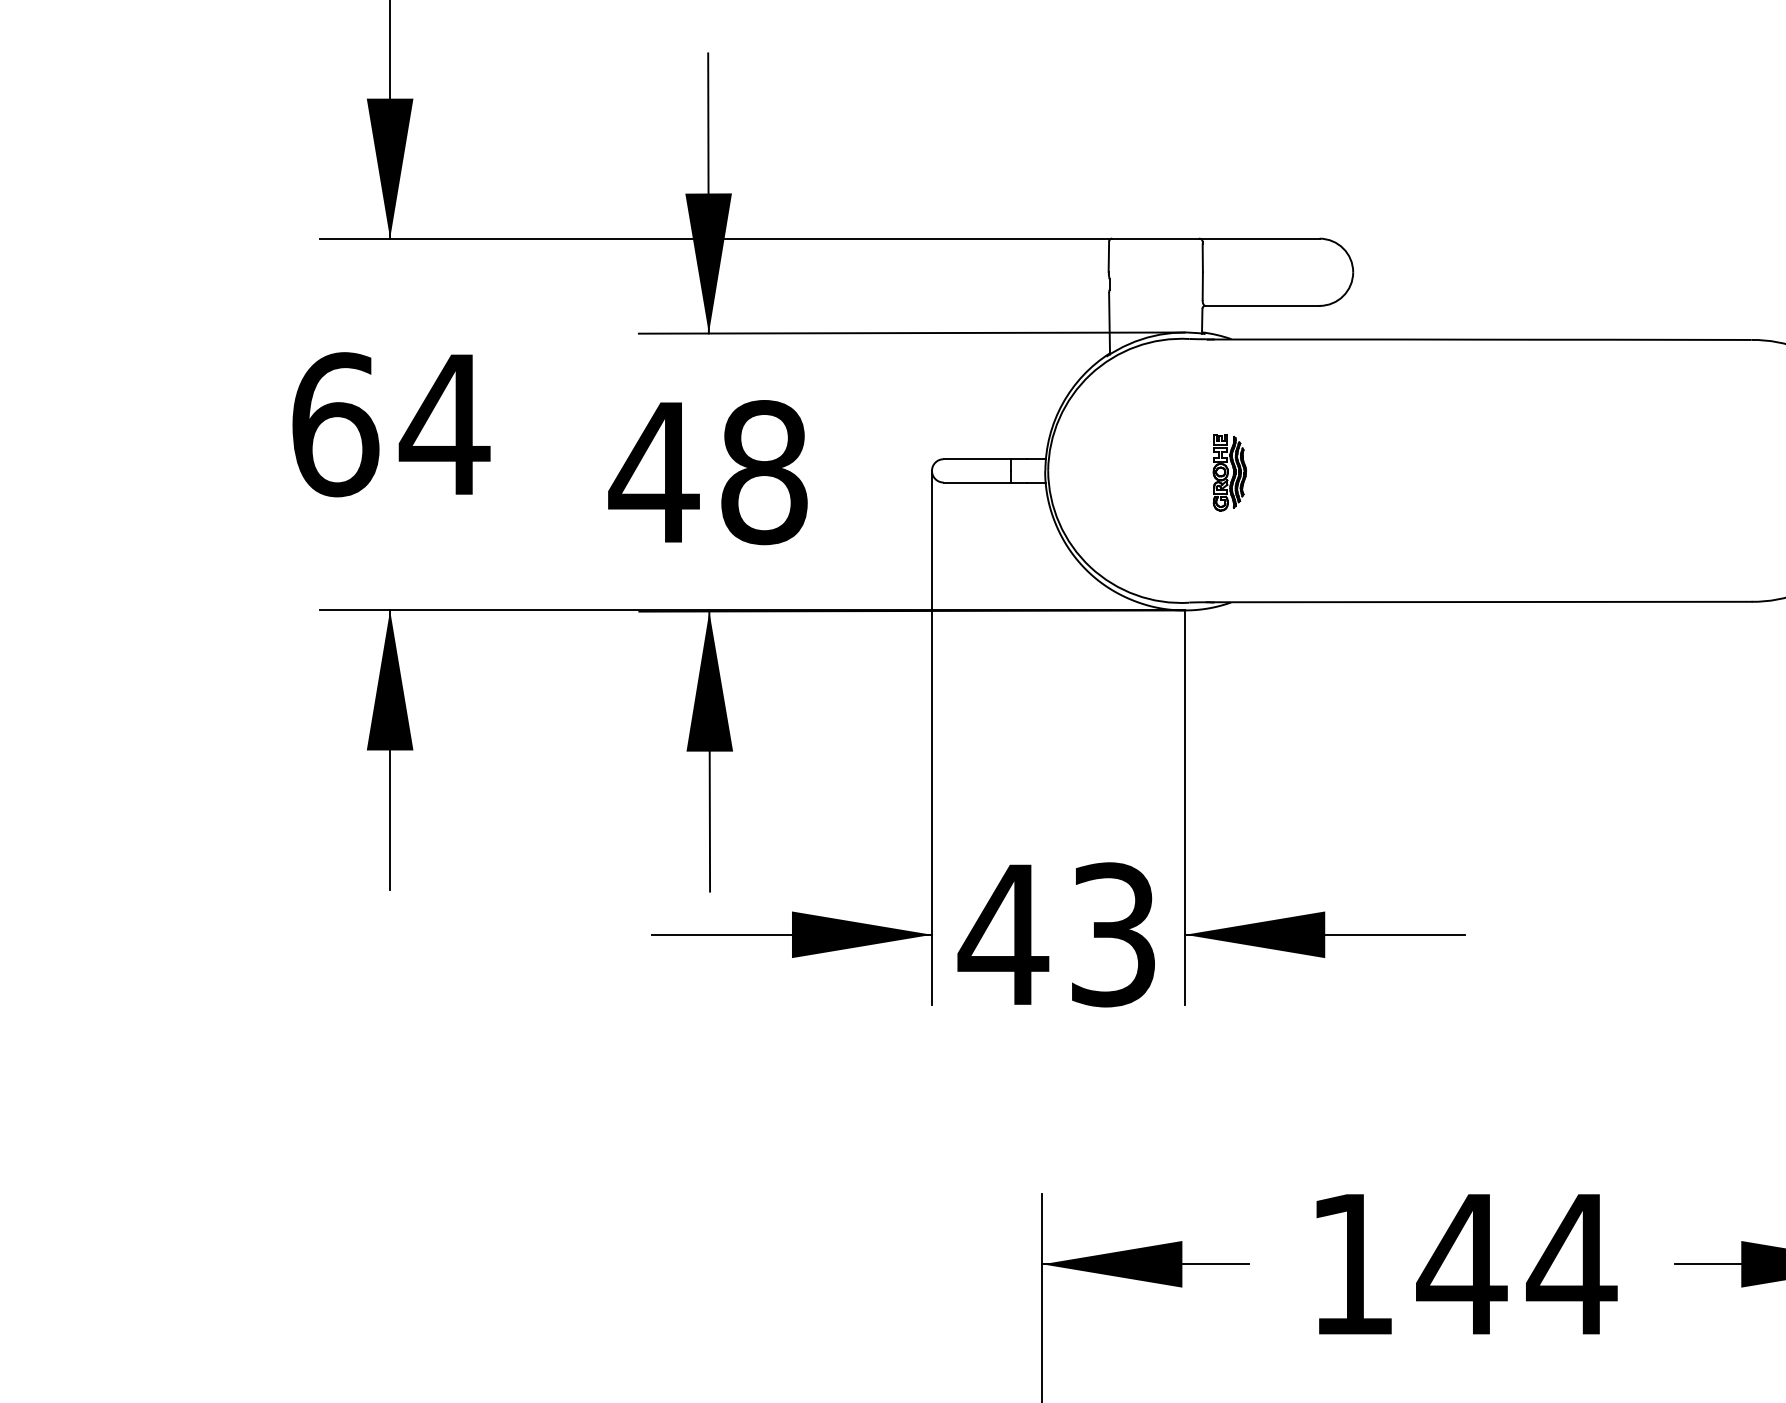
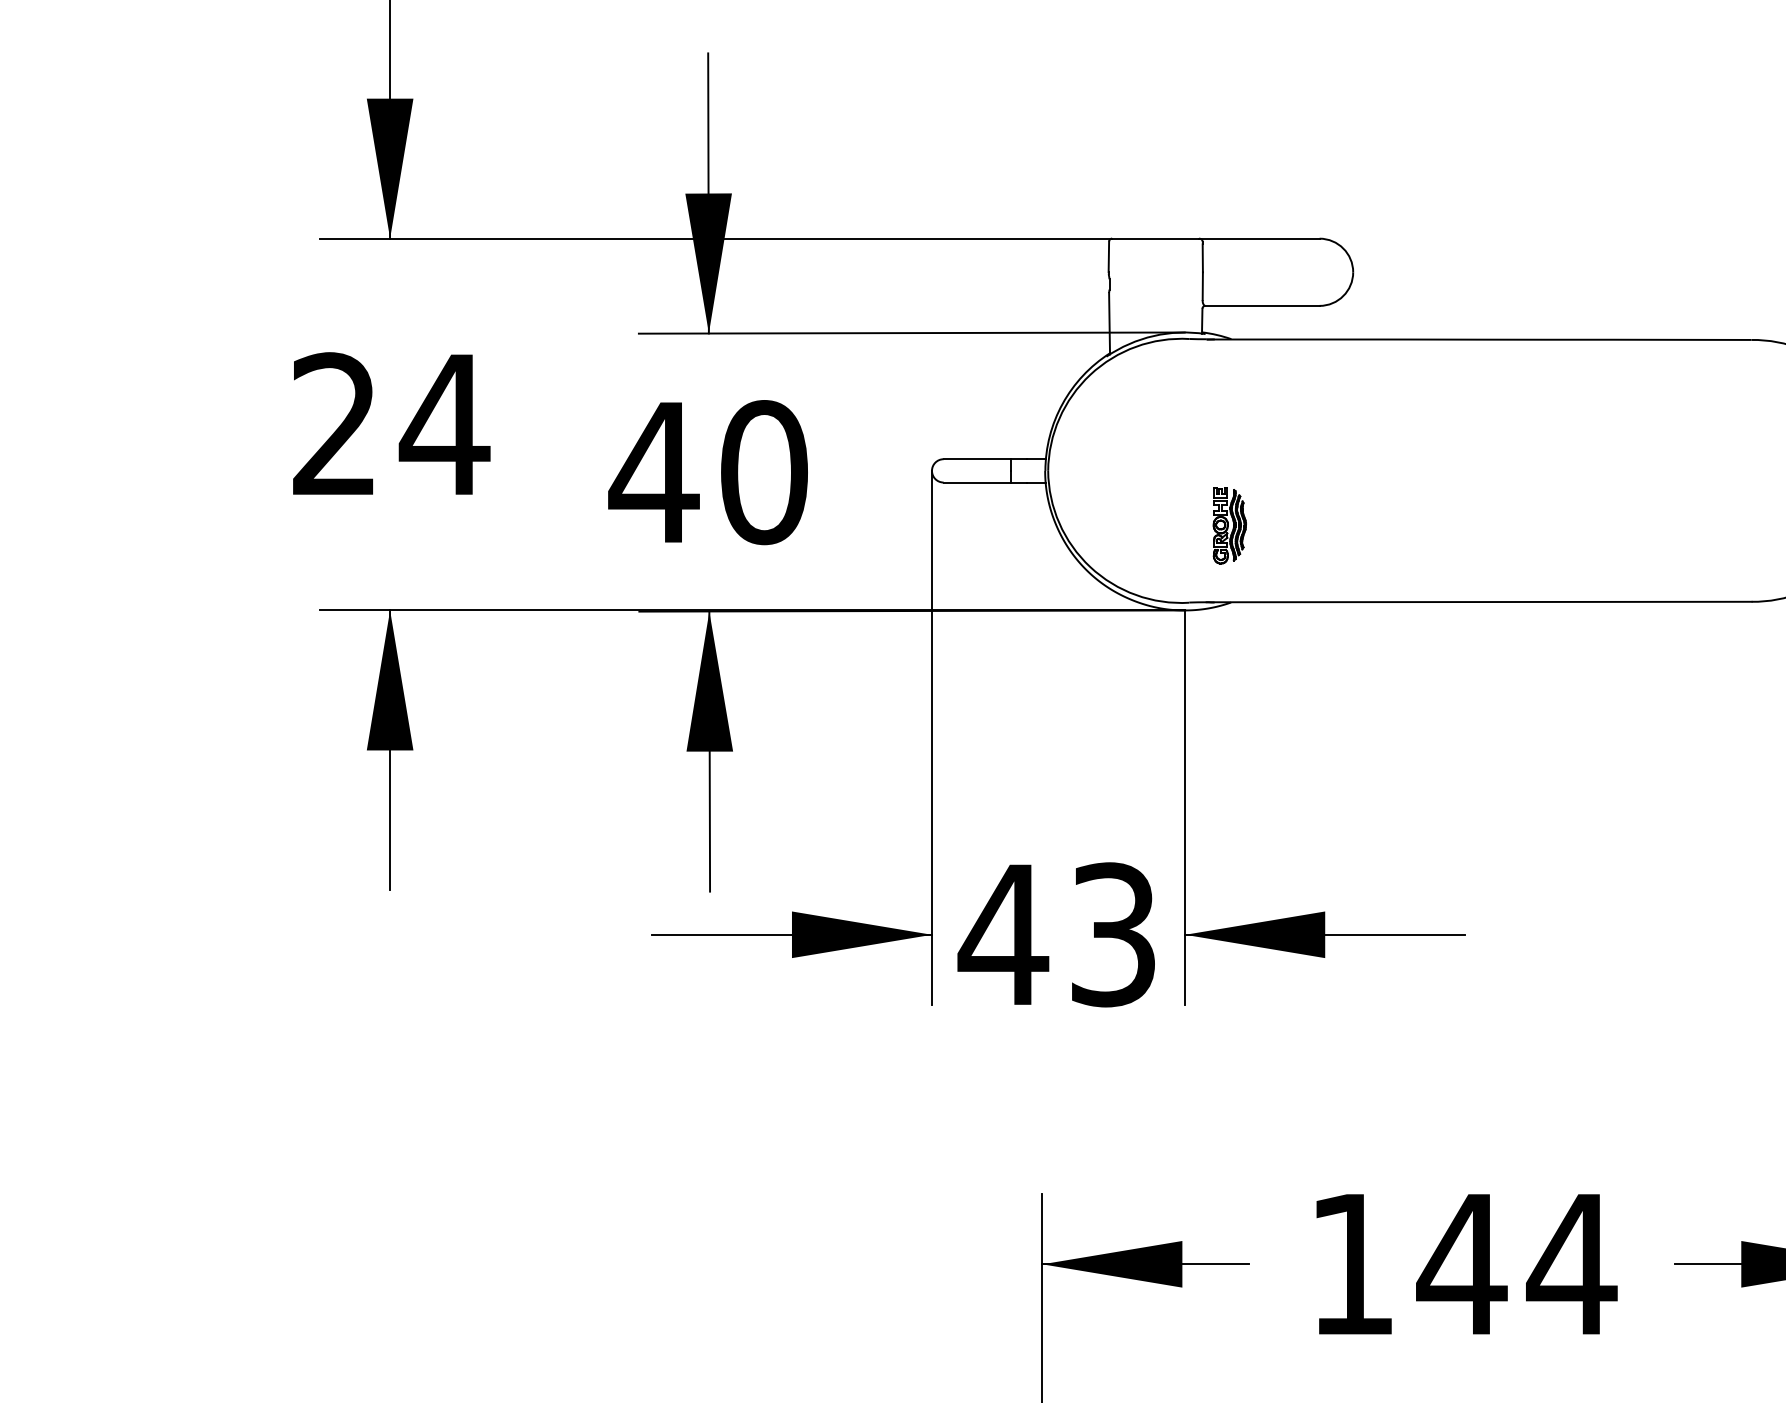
text: 64 -> 24 (335, 424)
text: 48 -> 40 (764, 472)
part position: (1229, 472) -> (1229, 525) (1229, 525)
